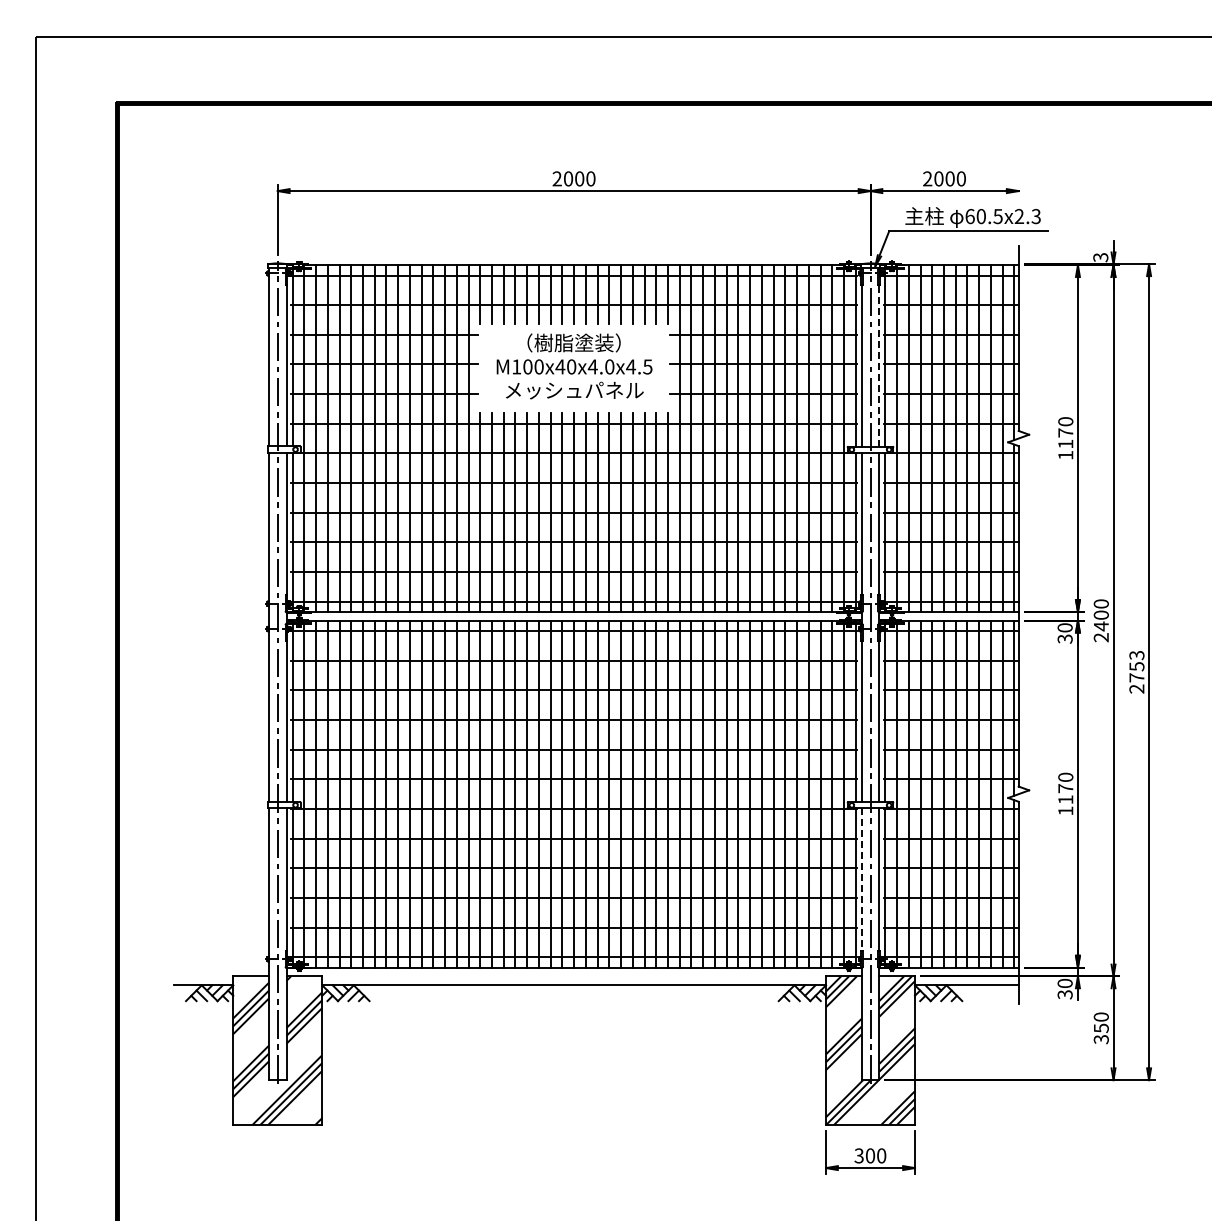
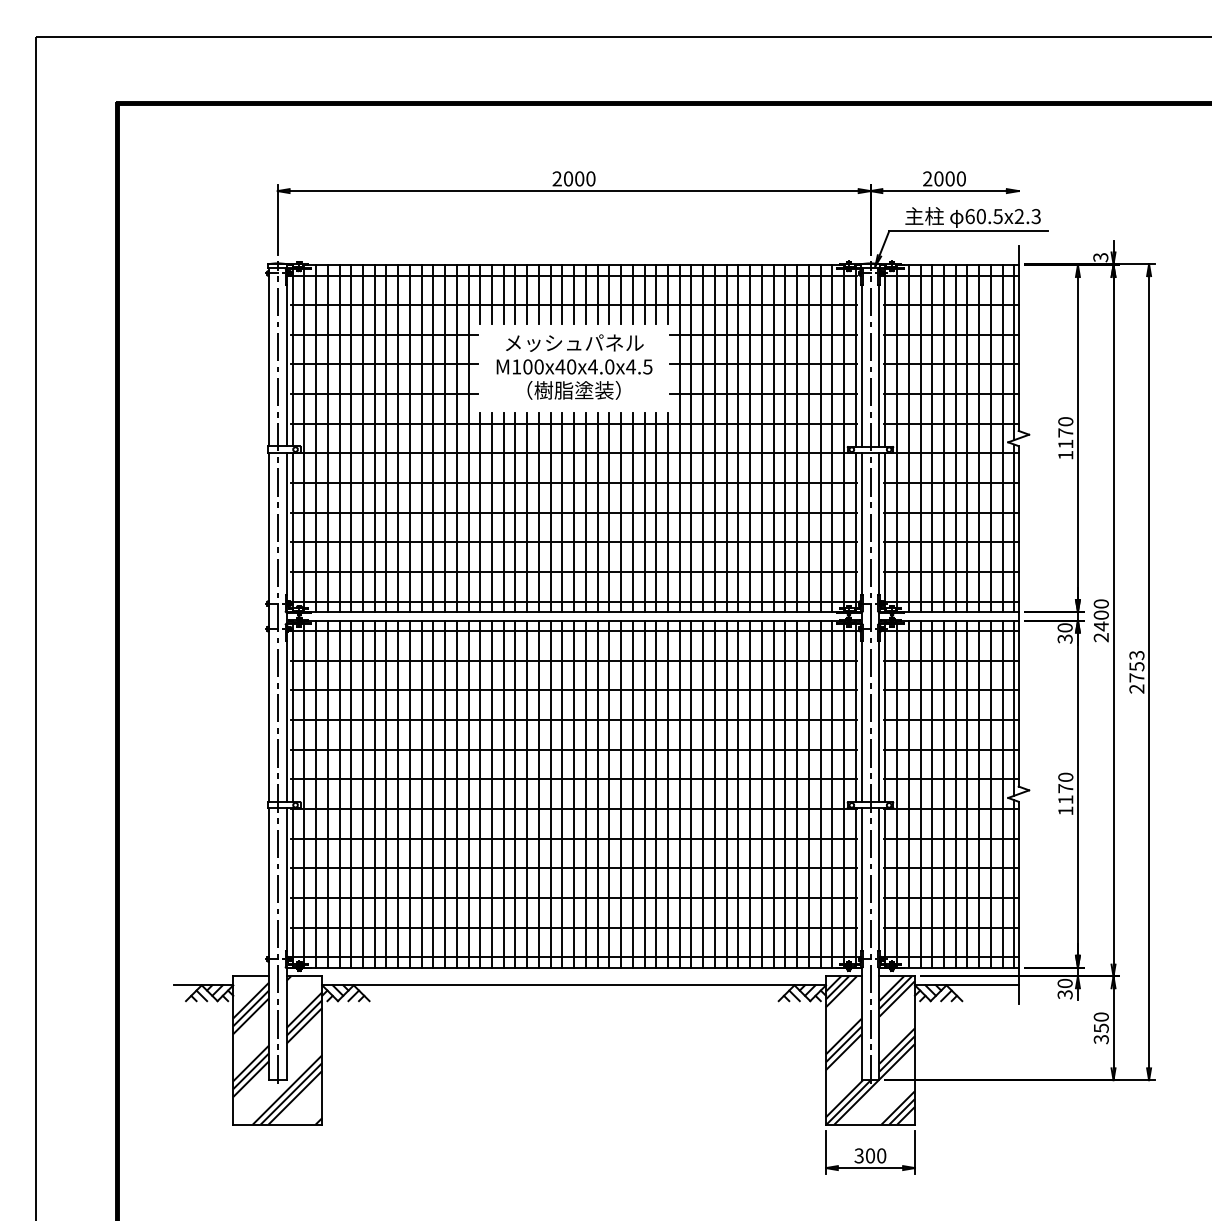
text: （樹脂塗装） -> メッシュパネル (574, 342)
line: dashed -> solid (879, 366)
text: メッシュパネル -> （樹脂塗装） (574, 390)
line: dashed -> solid (861, 880)
